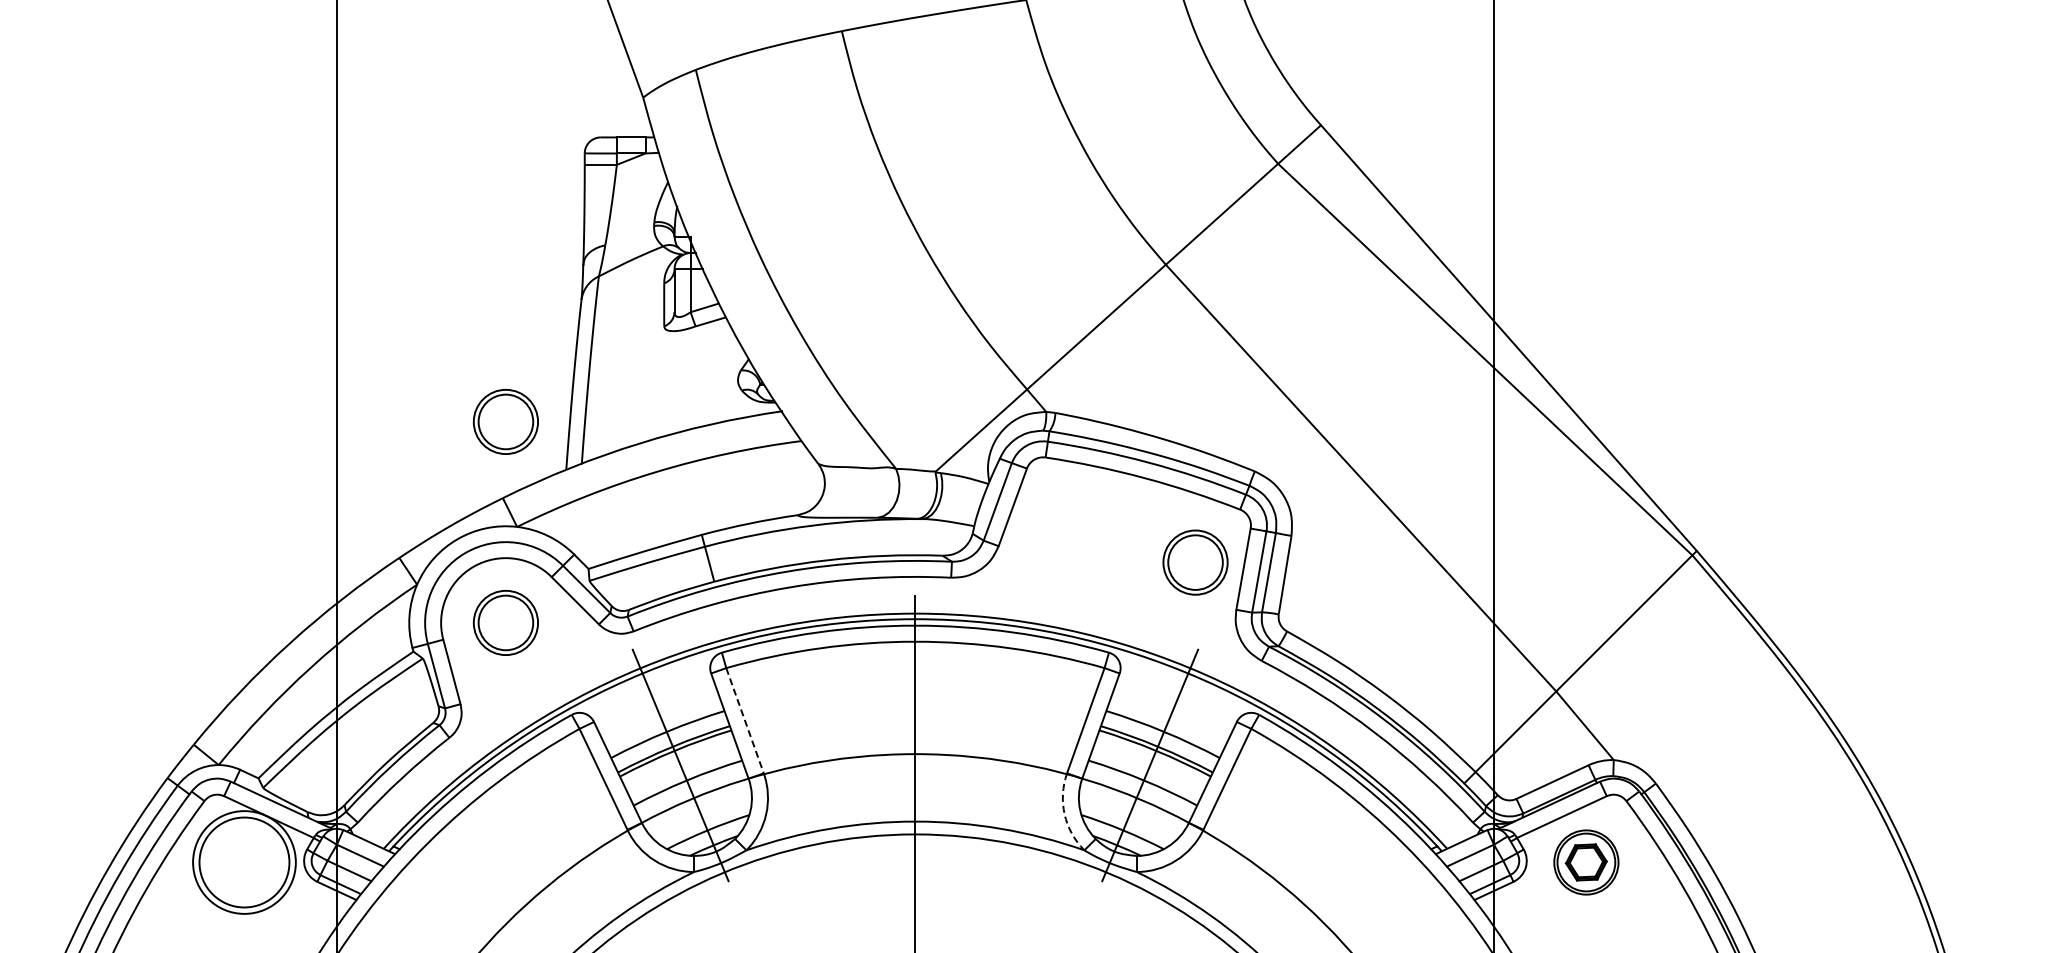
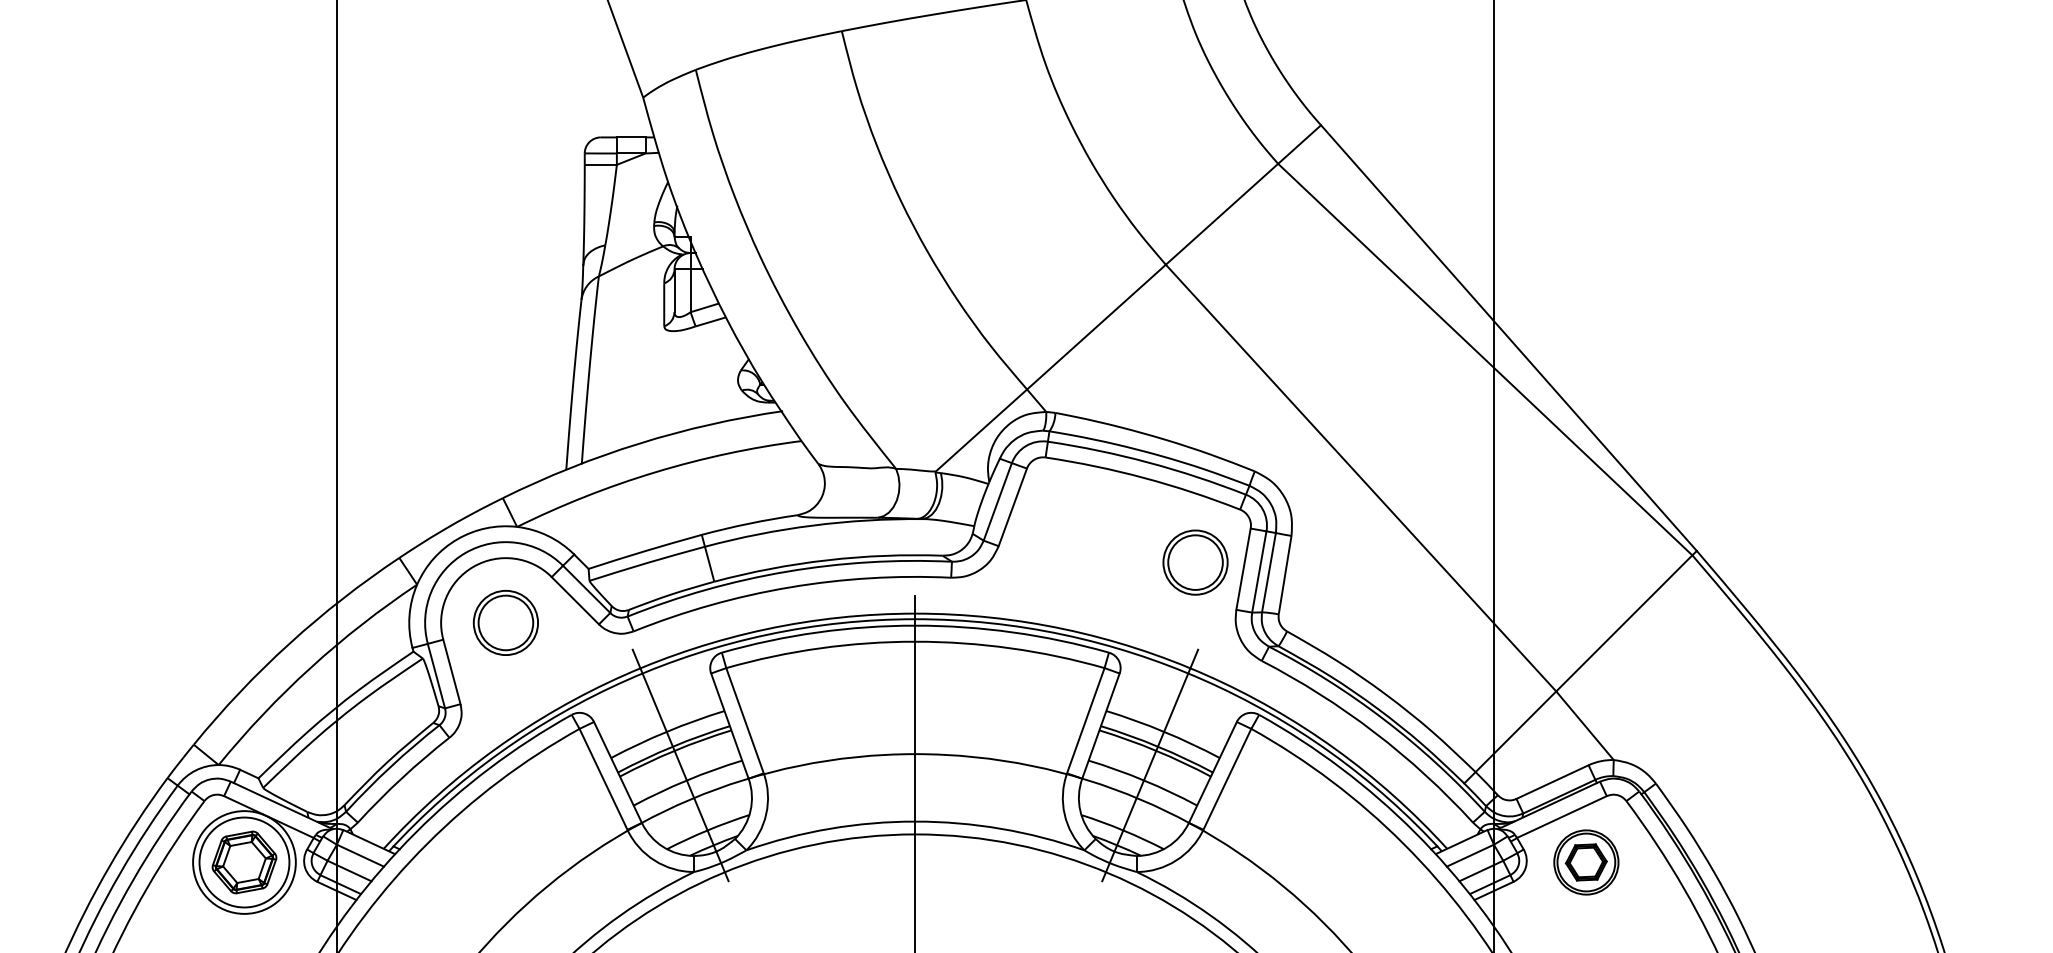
part: present -> none (505, 421)
line: dashed -> solid (745, 720)
arc: dashed -> solid (1064, 814)
part: none -> present (244, 862)
